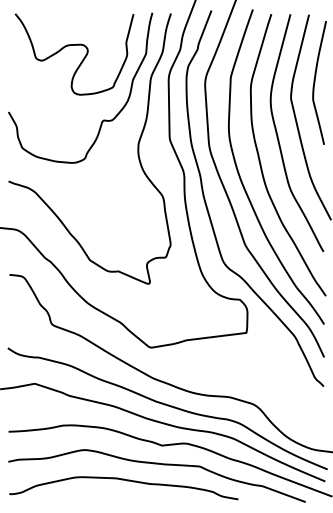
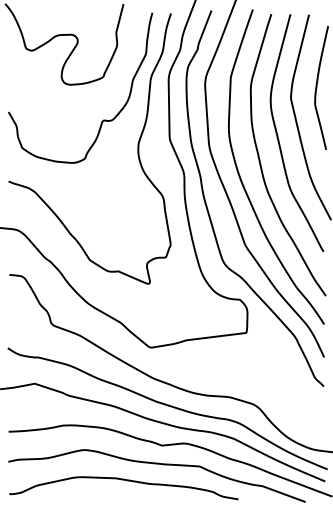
curve position: (74, 45) -> (64, 35) (64, 35)
curve position: (315, 82) -> (317, 87) (317, 87)
